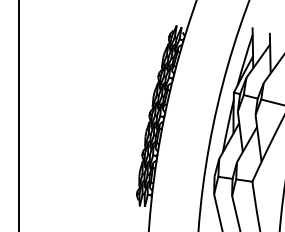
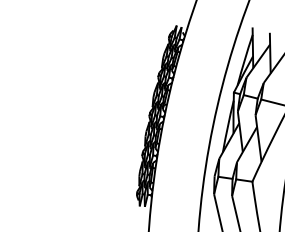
line: present -> none (19, 115)
